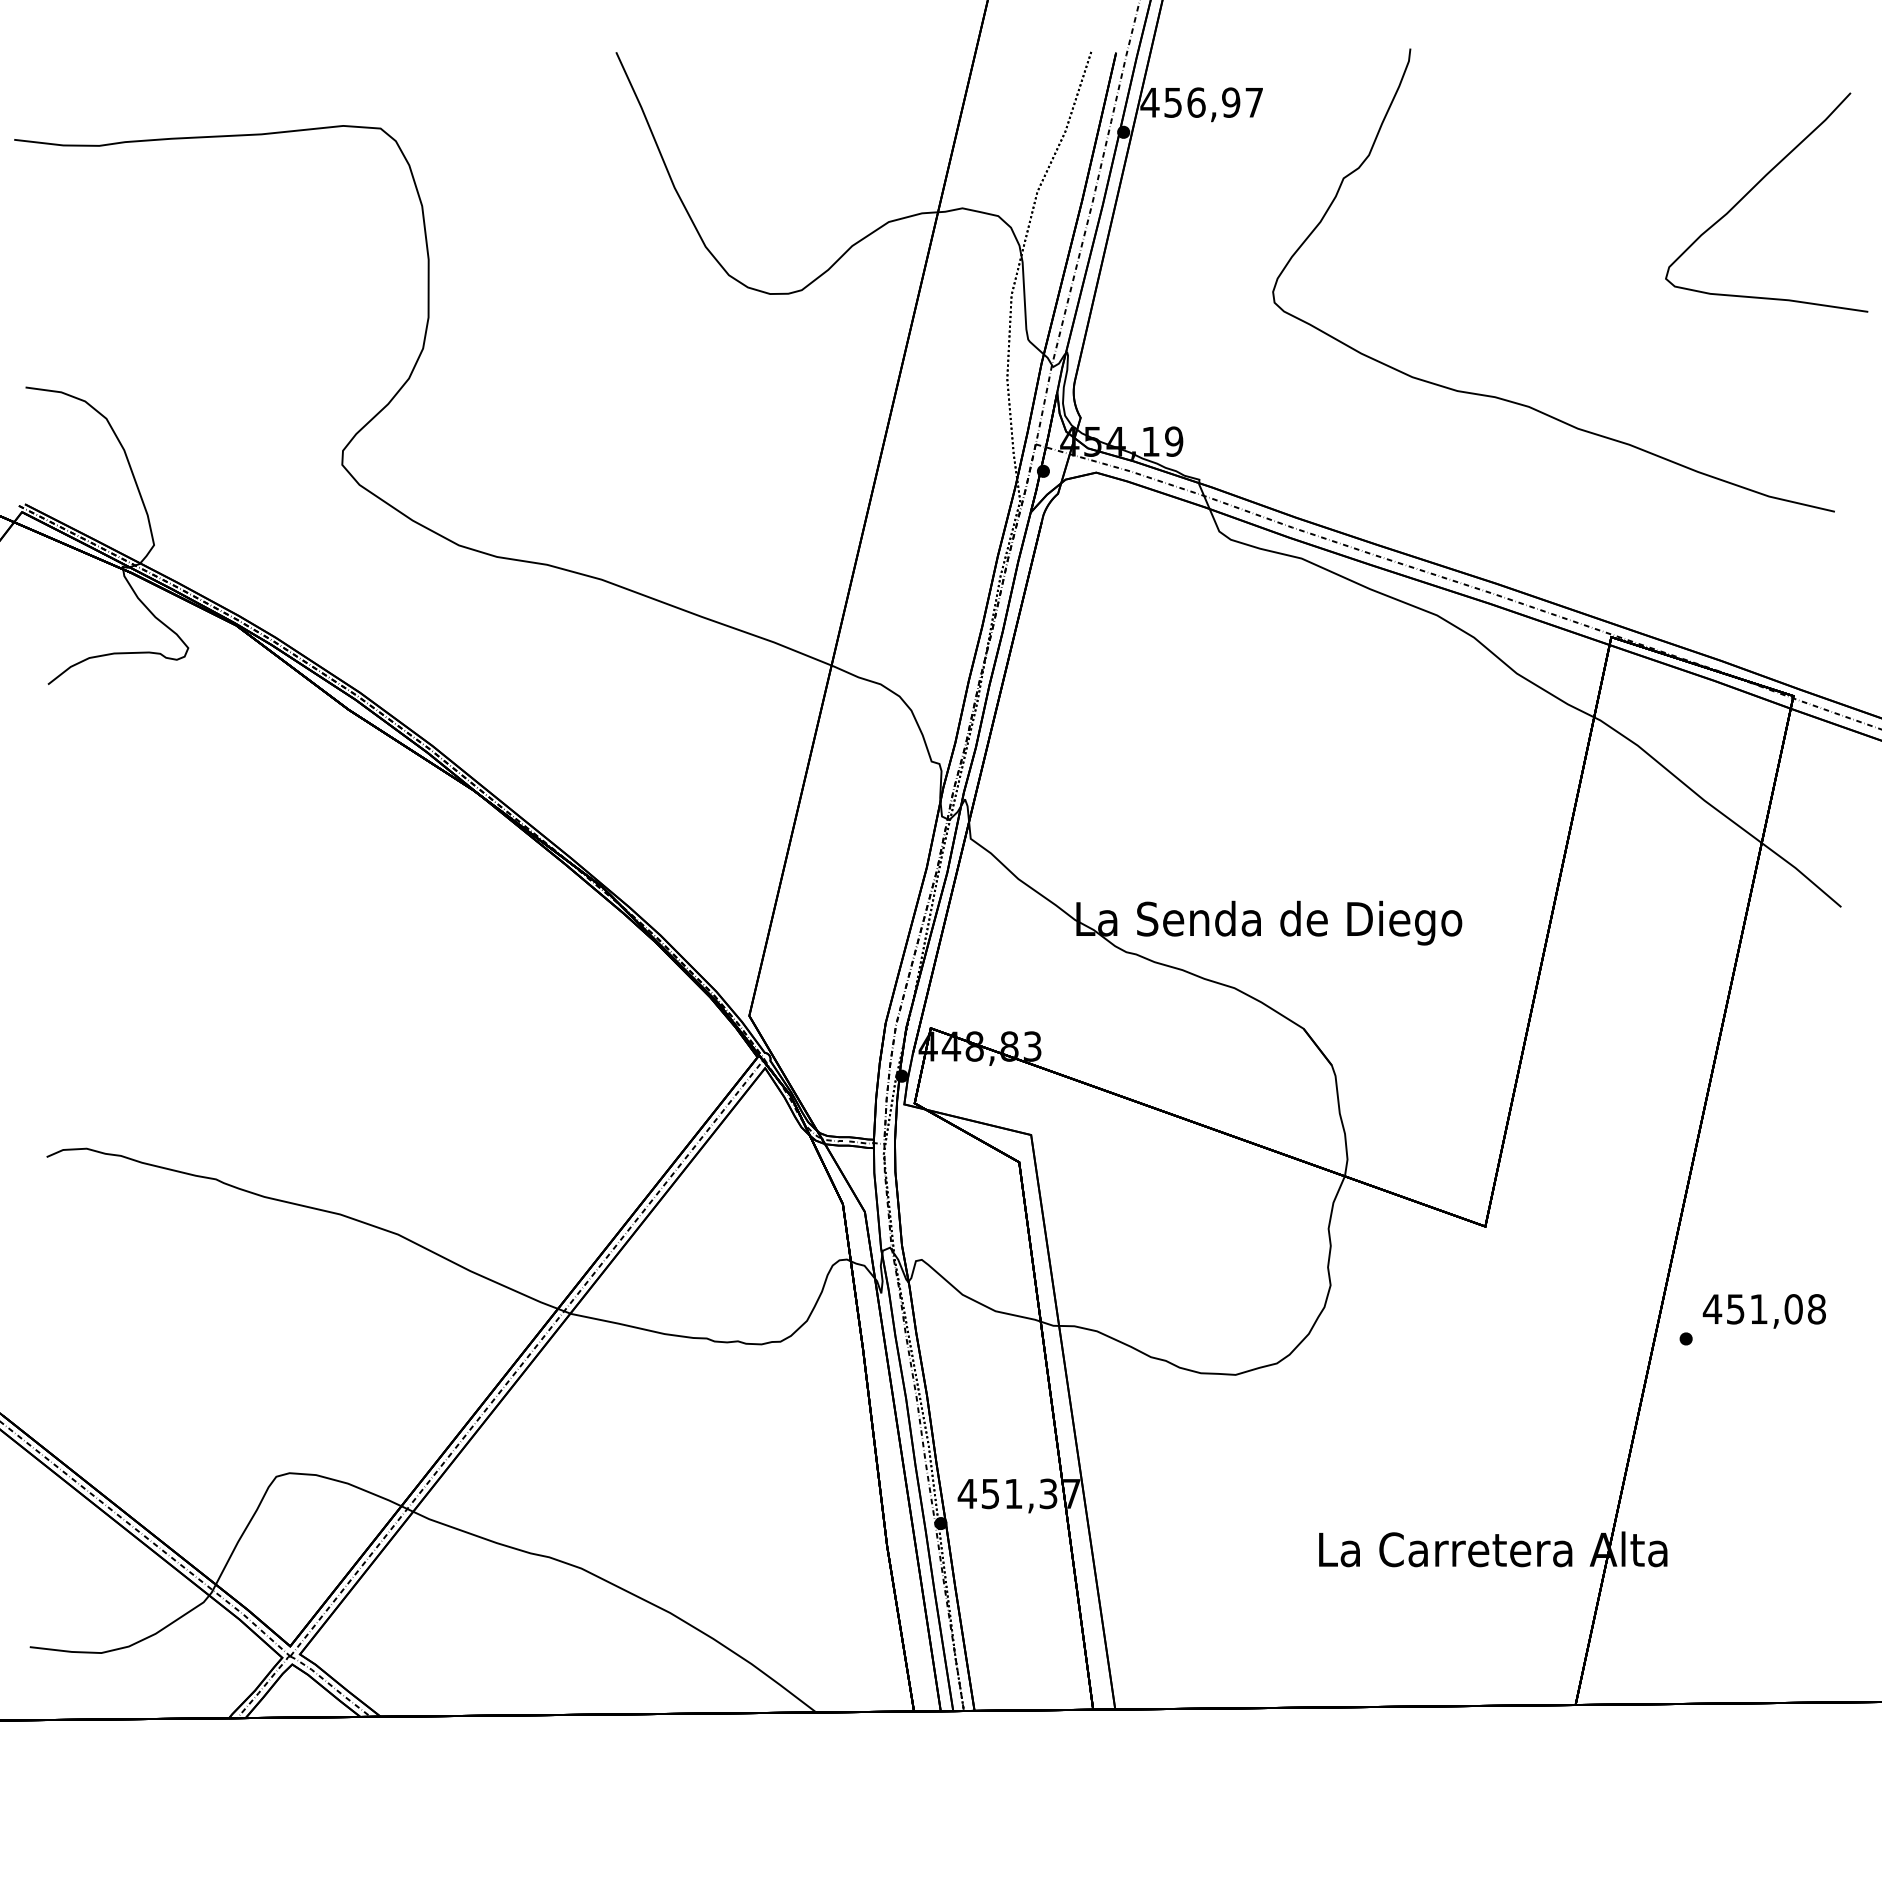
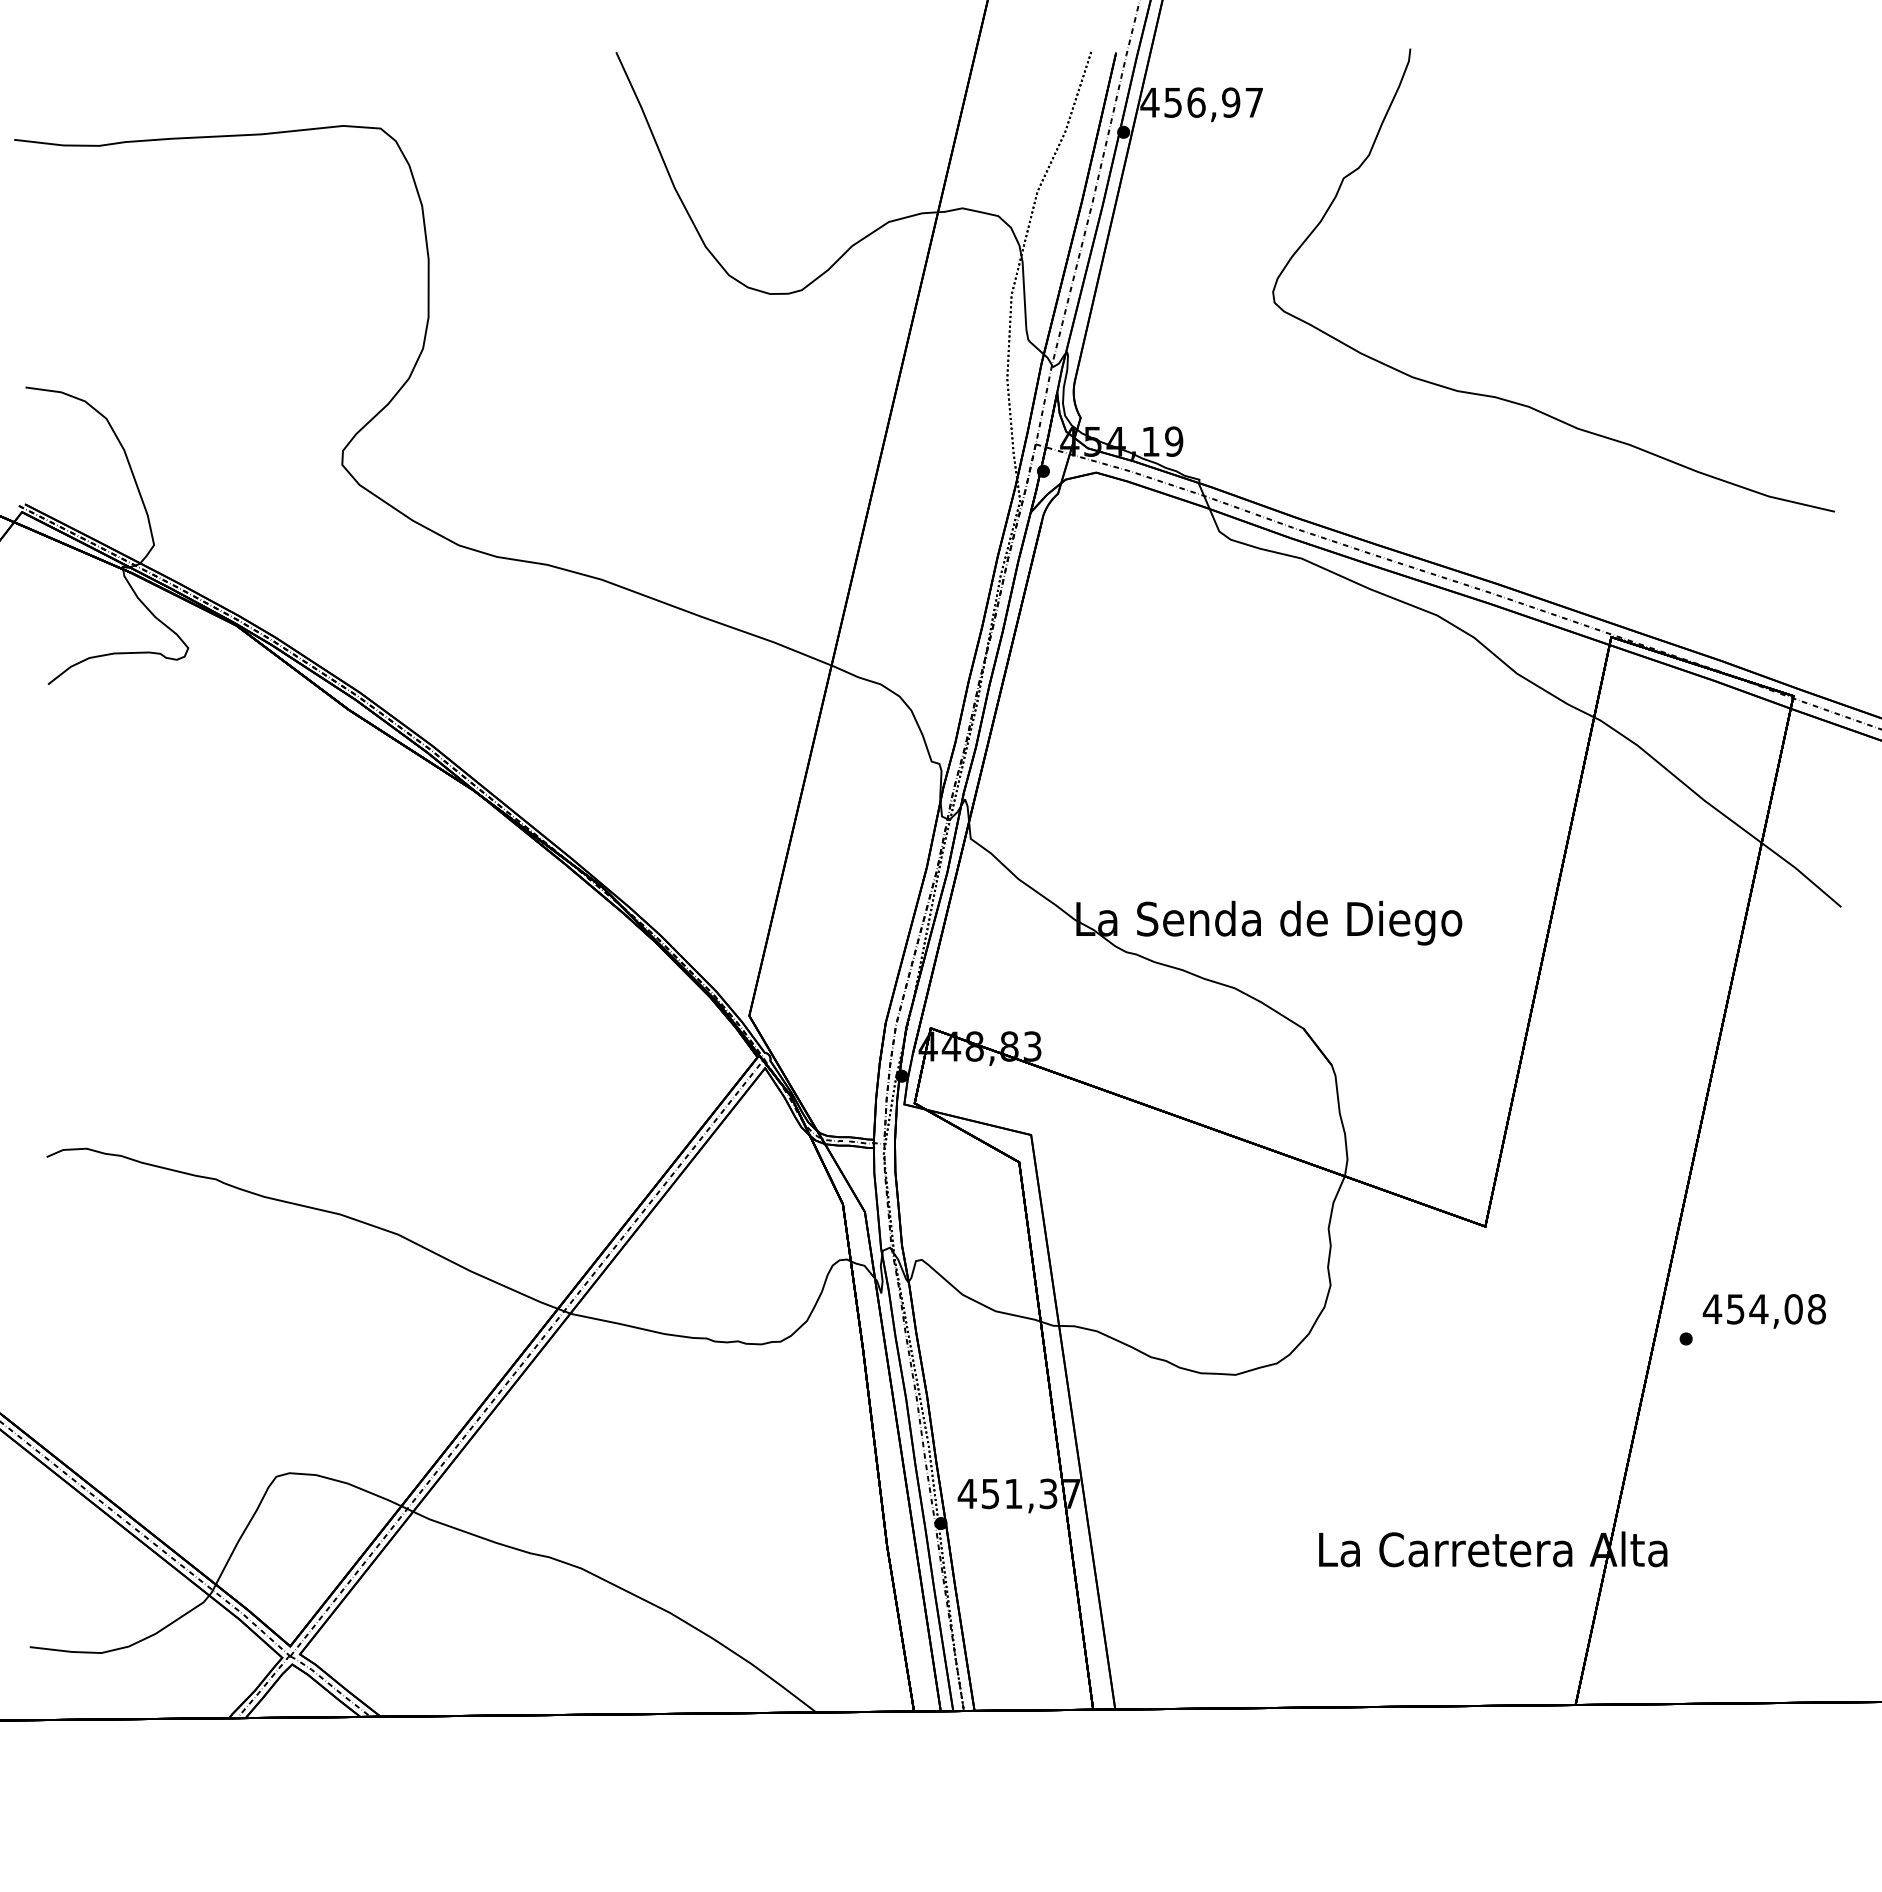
curve: present -> none (1753, 188)
text: 451,08 -> 454,08 (1758, 1308)
